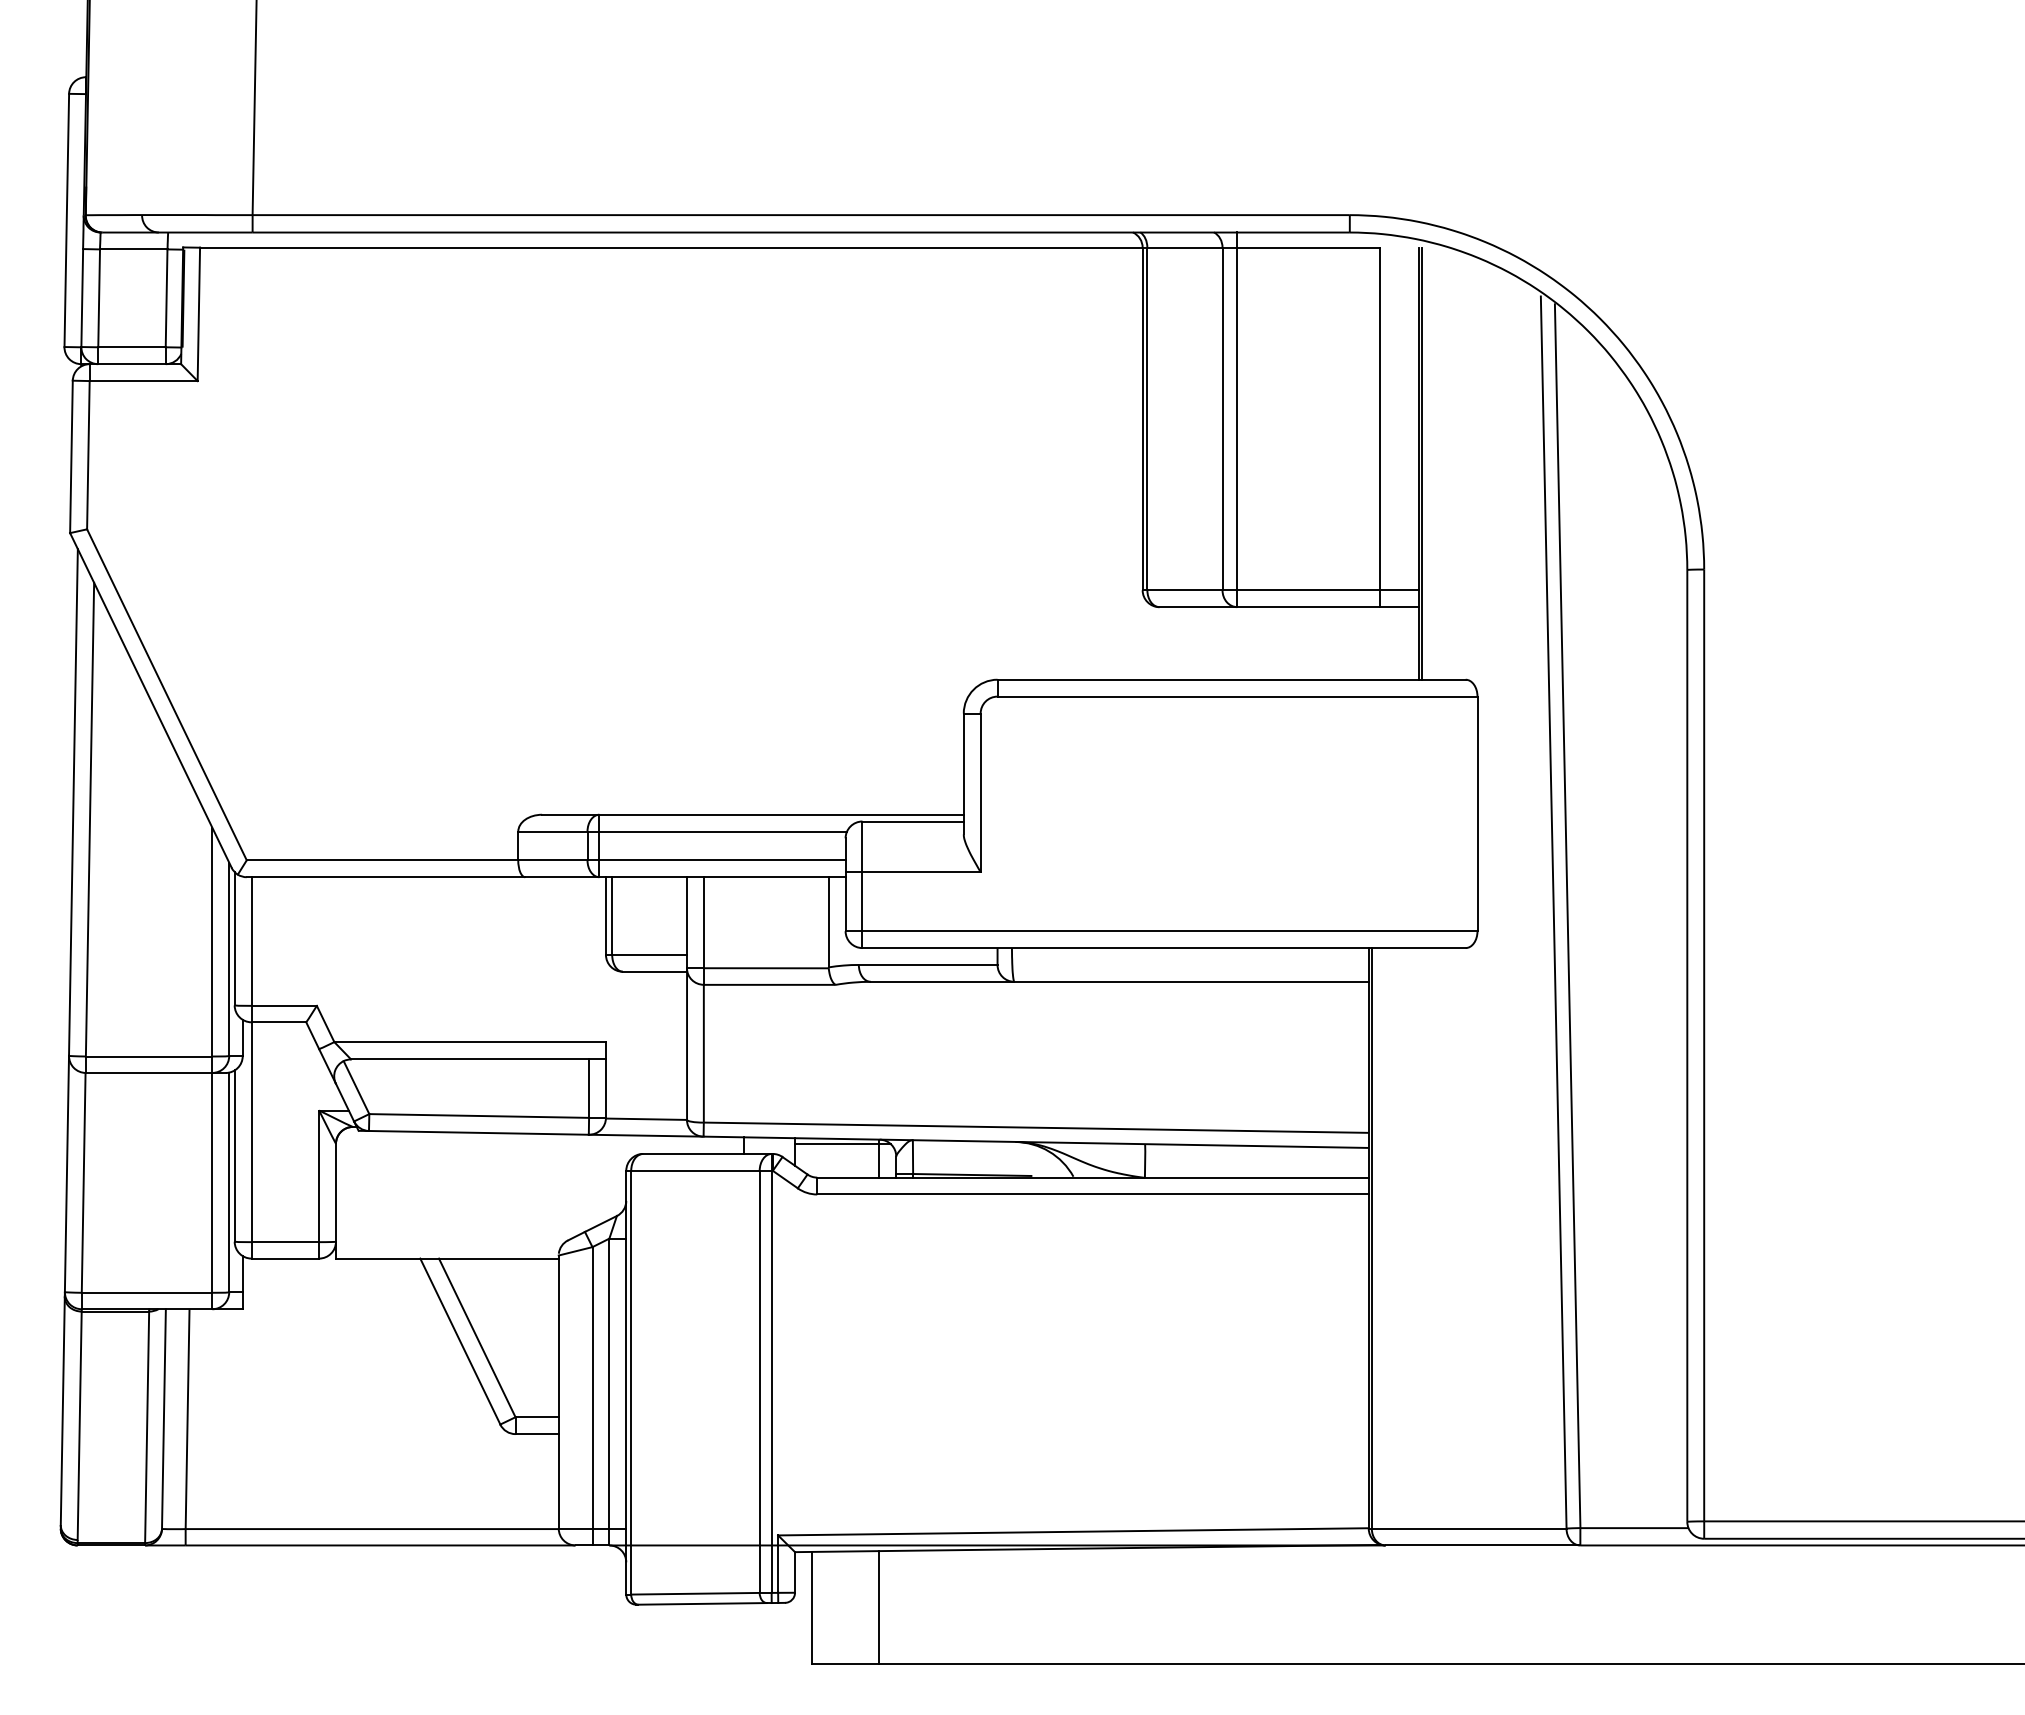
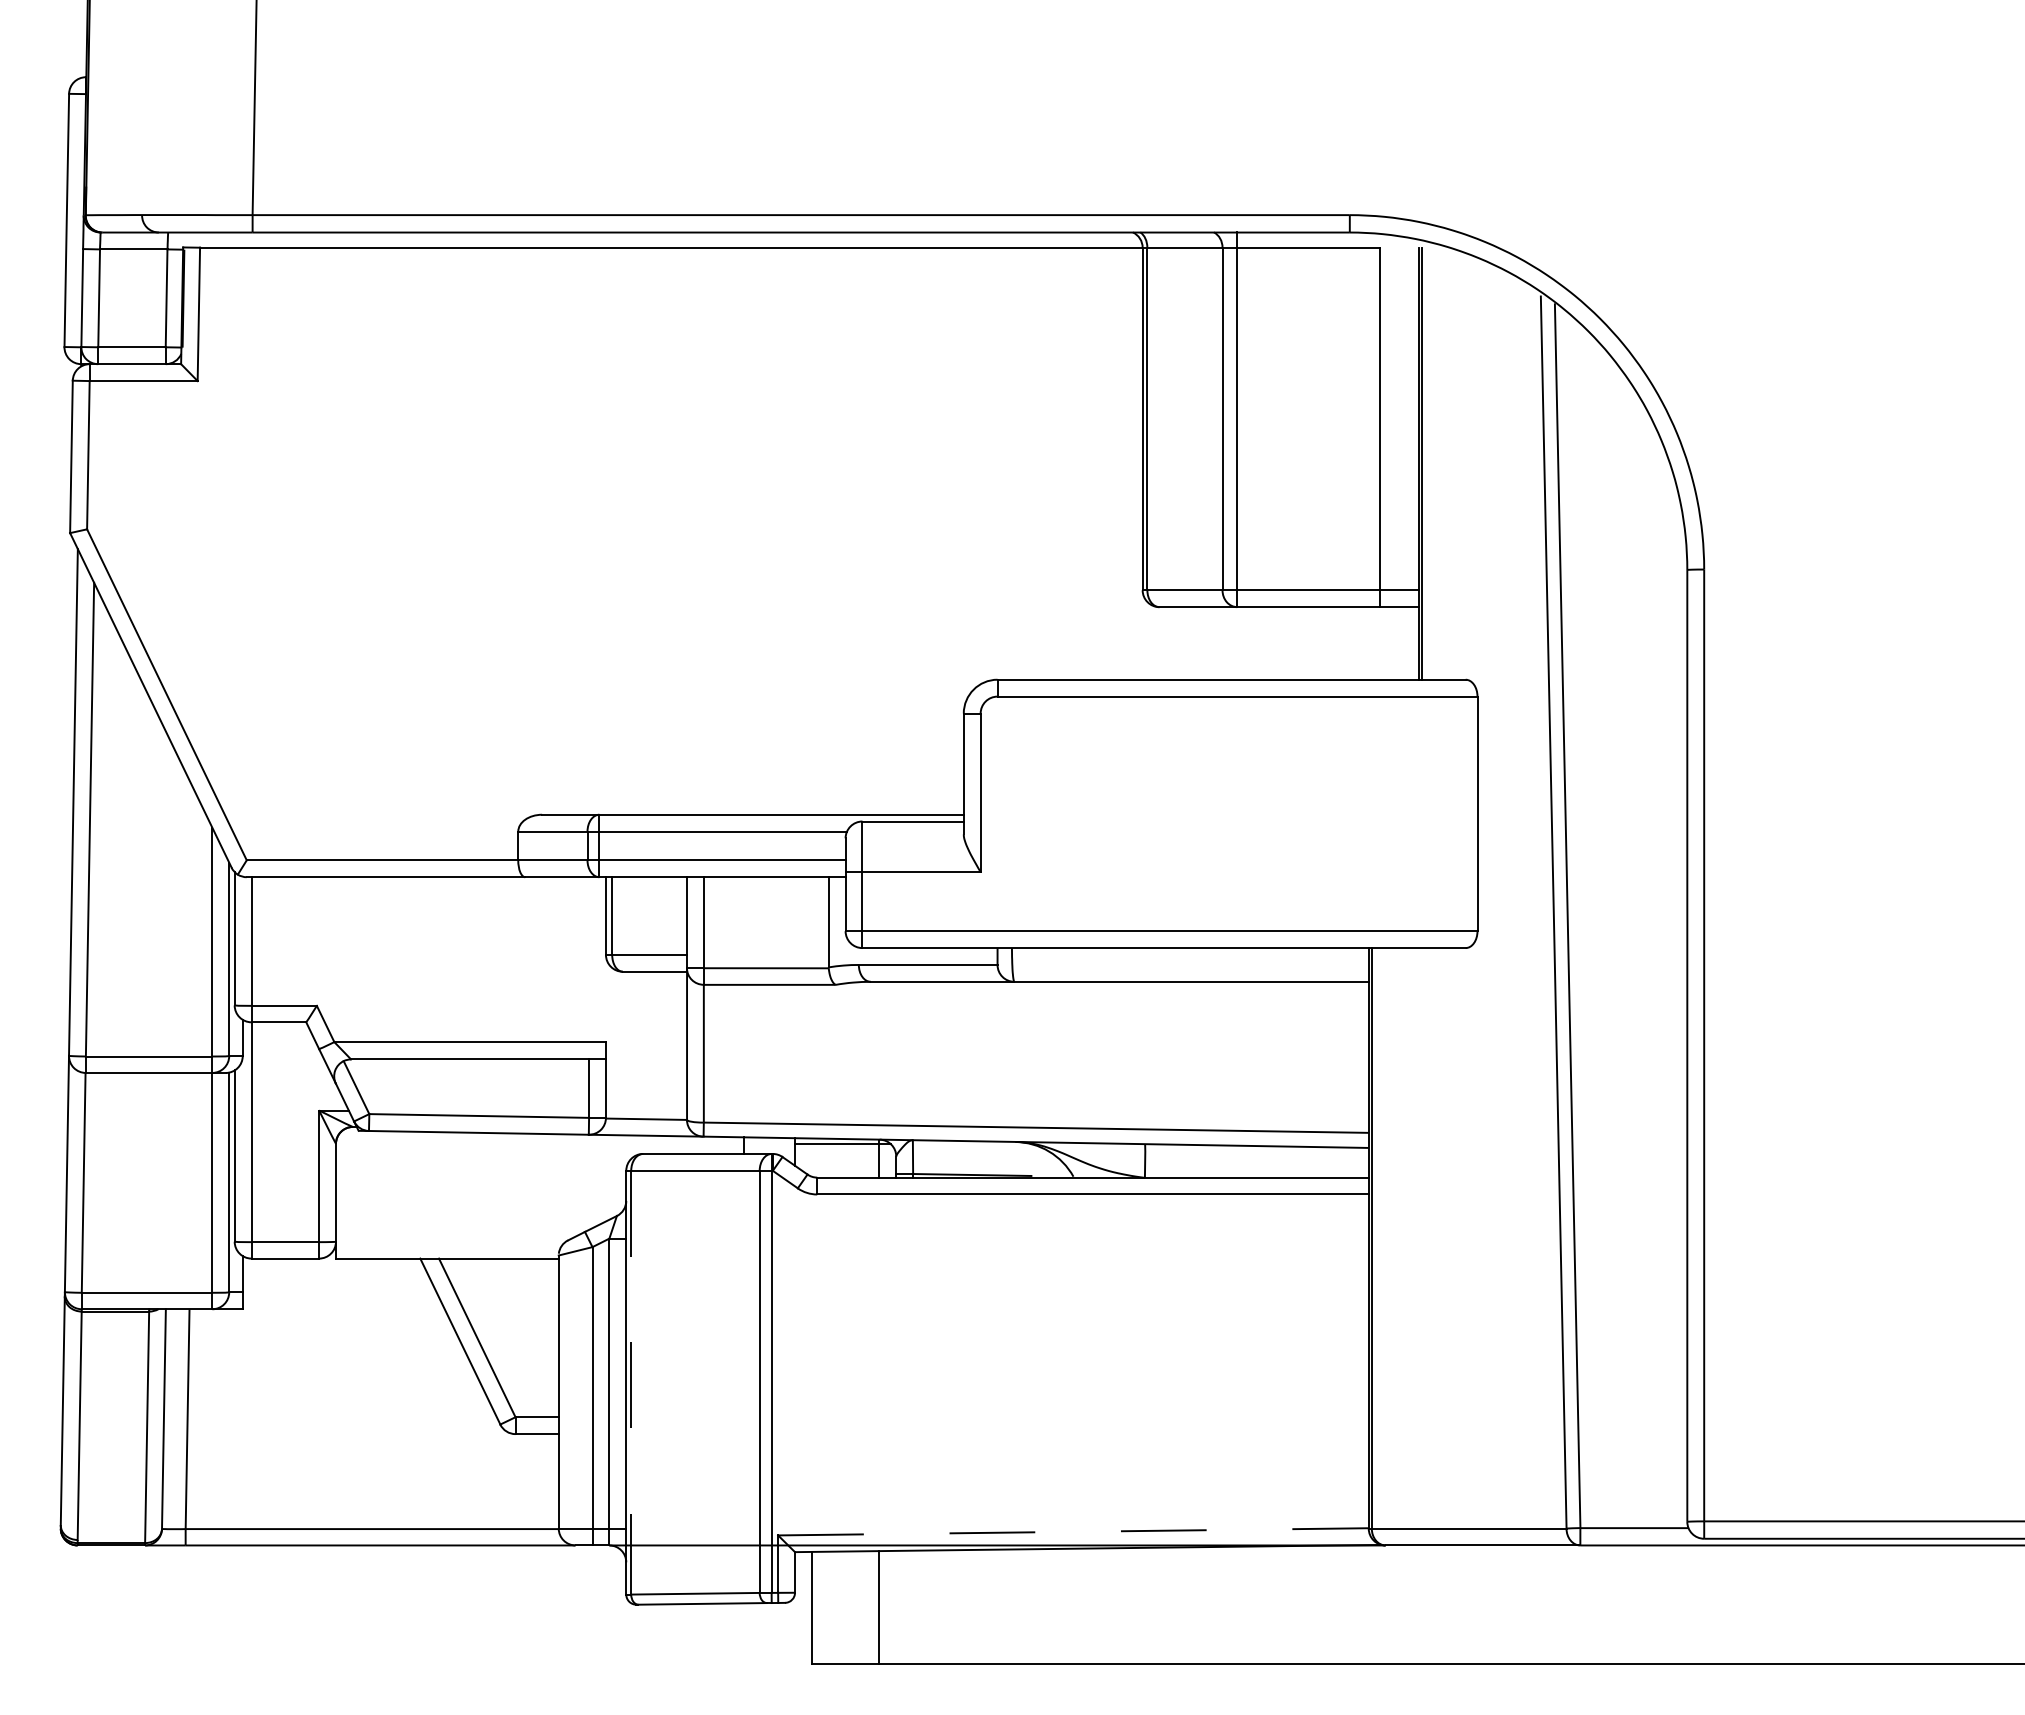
line: solid -> dashed (631, 1382)
line: solid -> dashed (1073, 1531)
